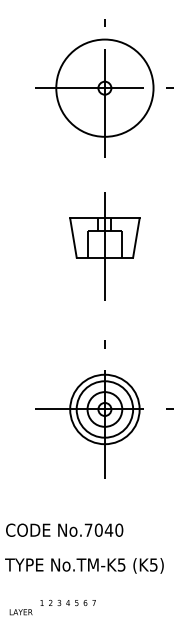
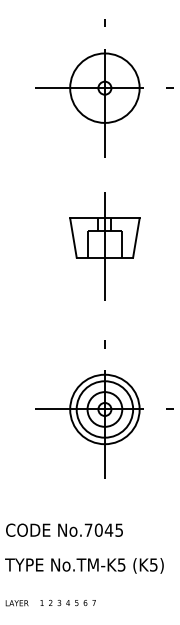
circle diameter: 97 px -> 69 px (104, 87)
text: No.7040 -> No.7045 (119, 529)
text position: (20, 612) -> (16, 603) (16, 603)
